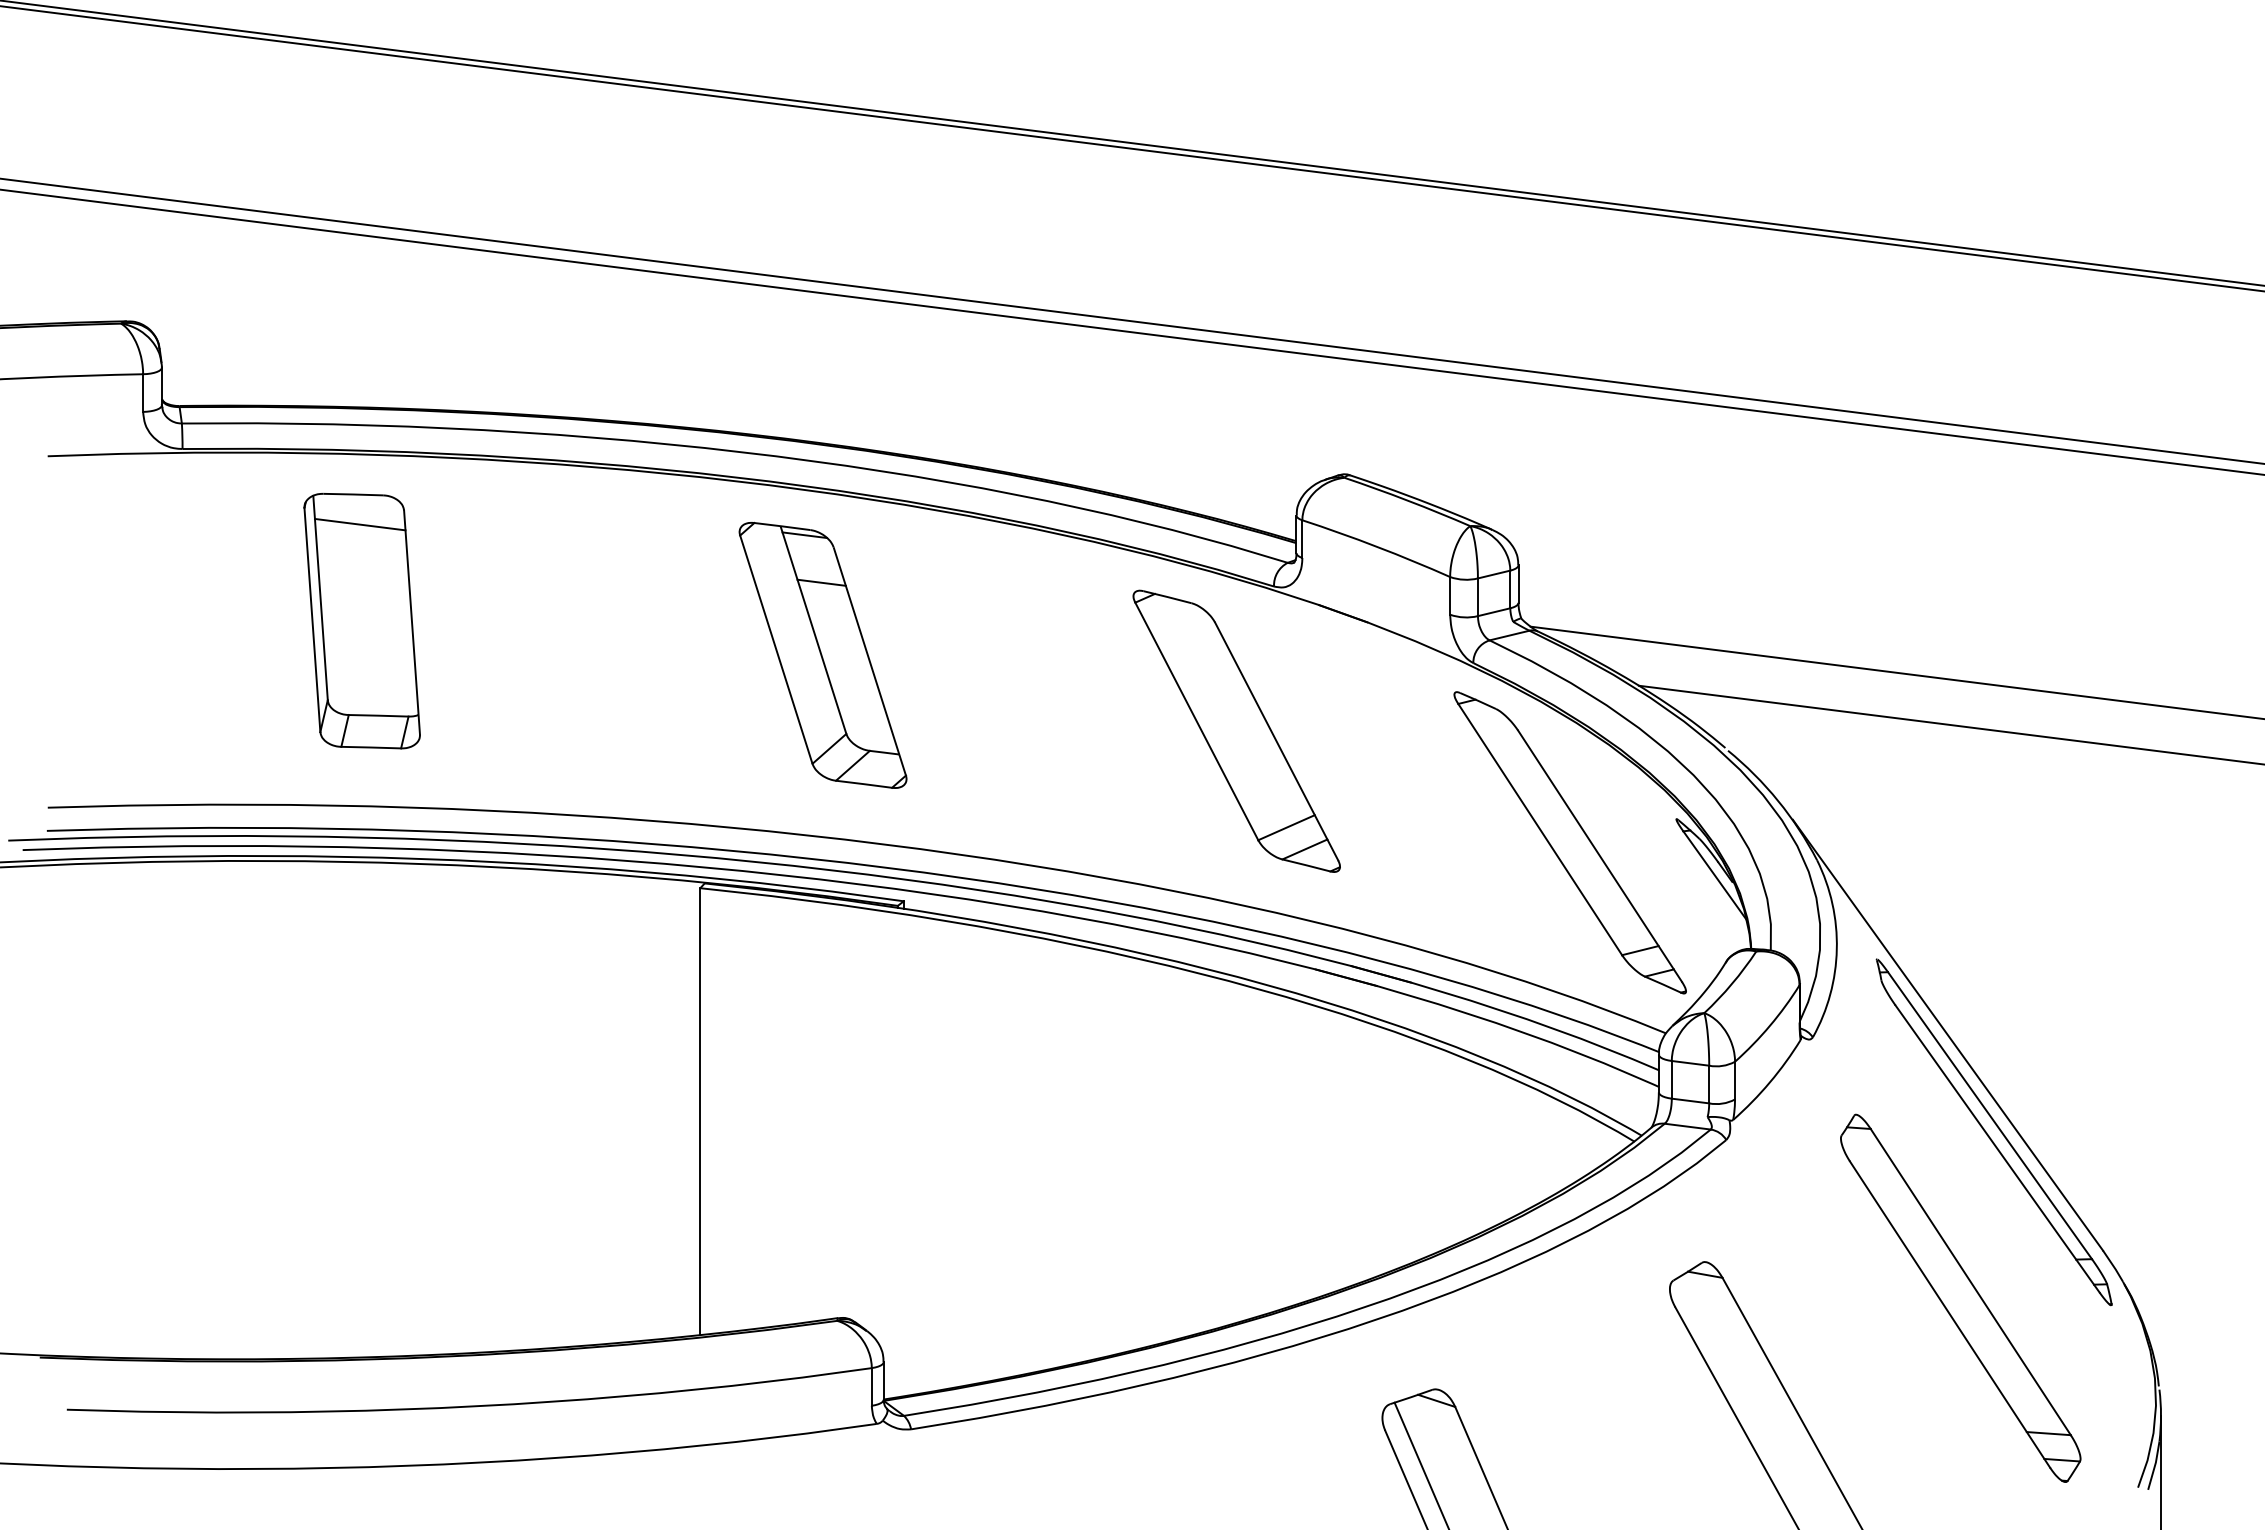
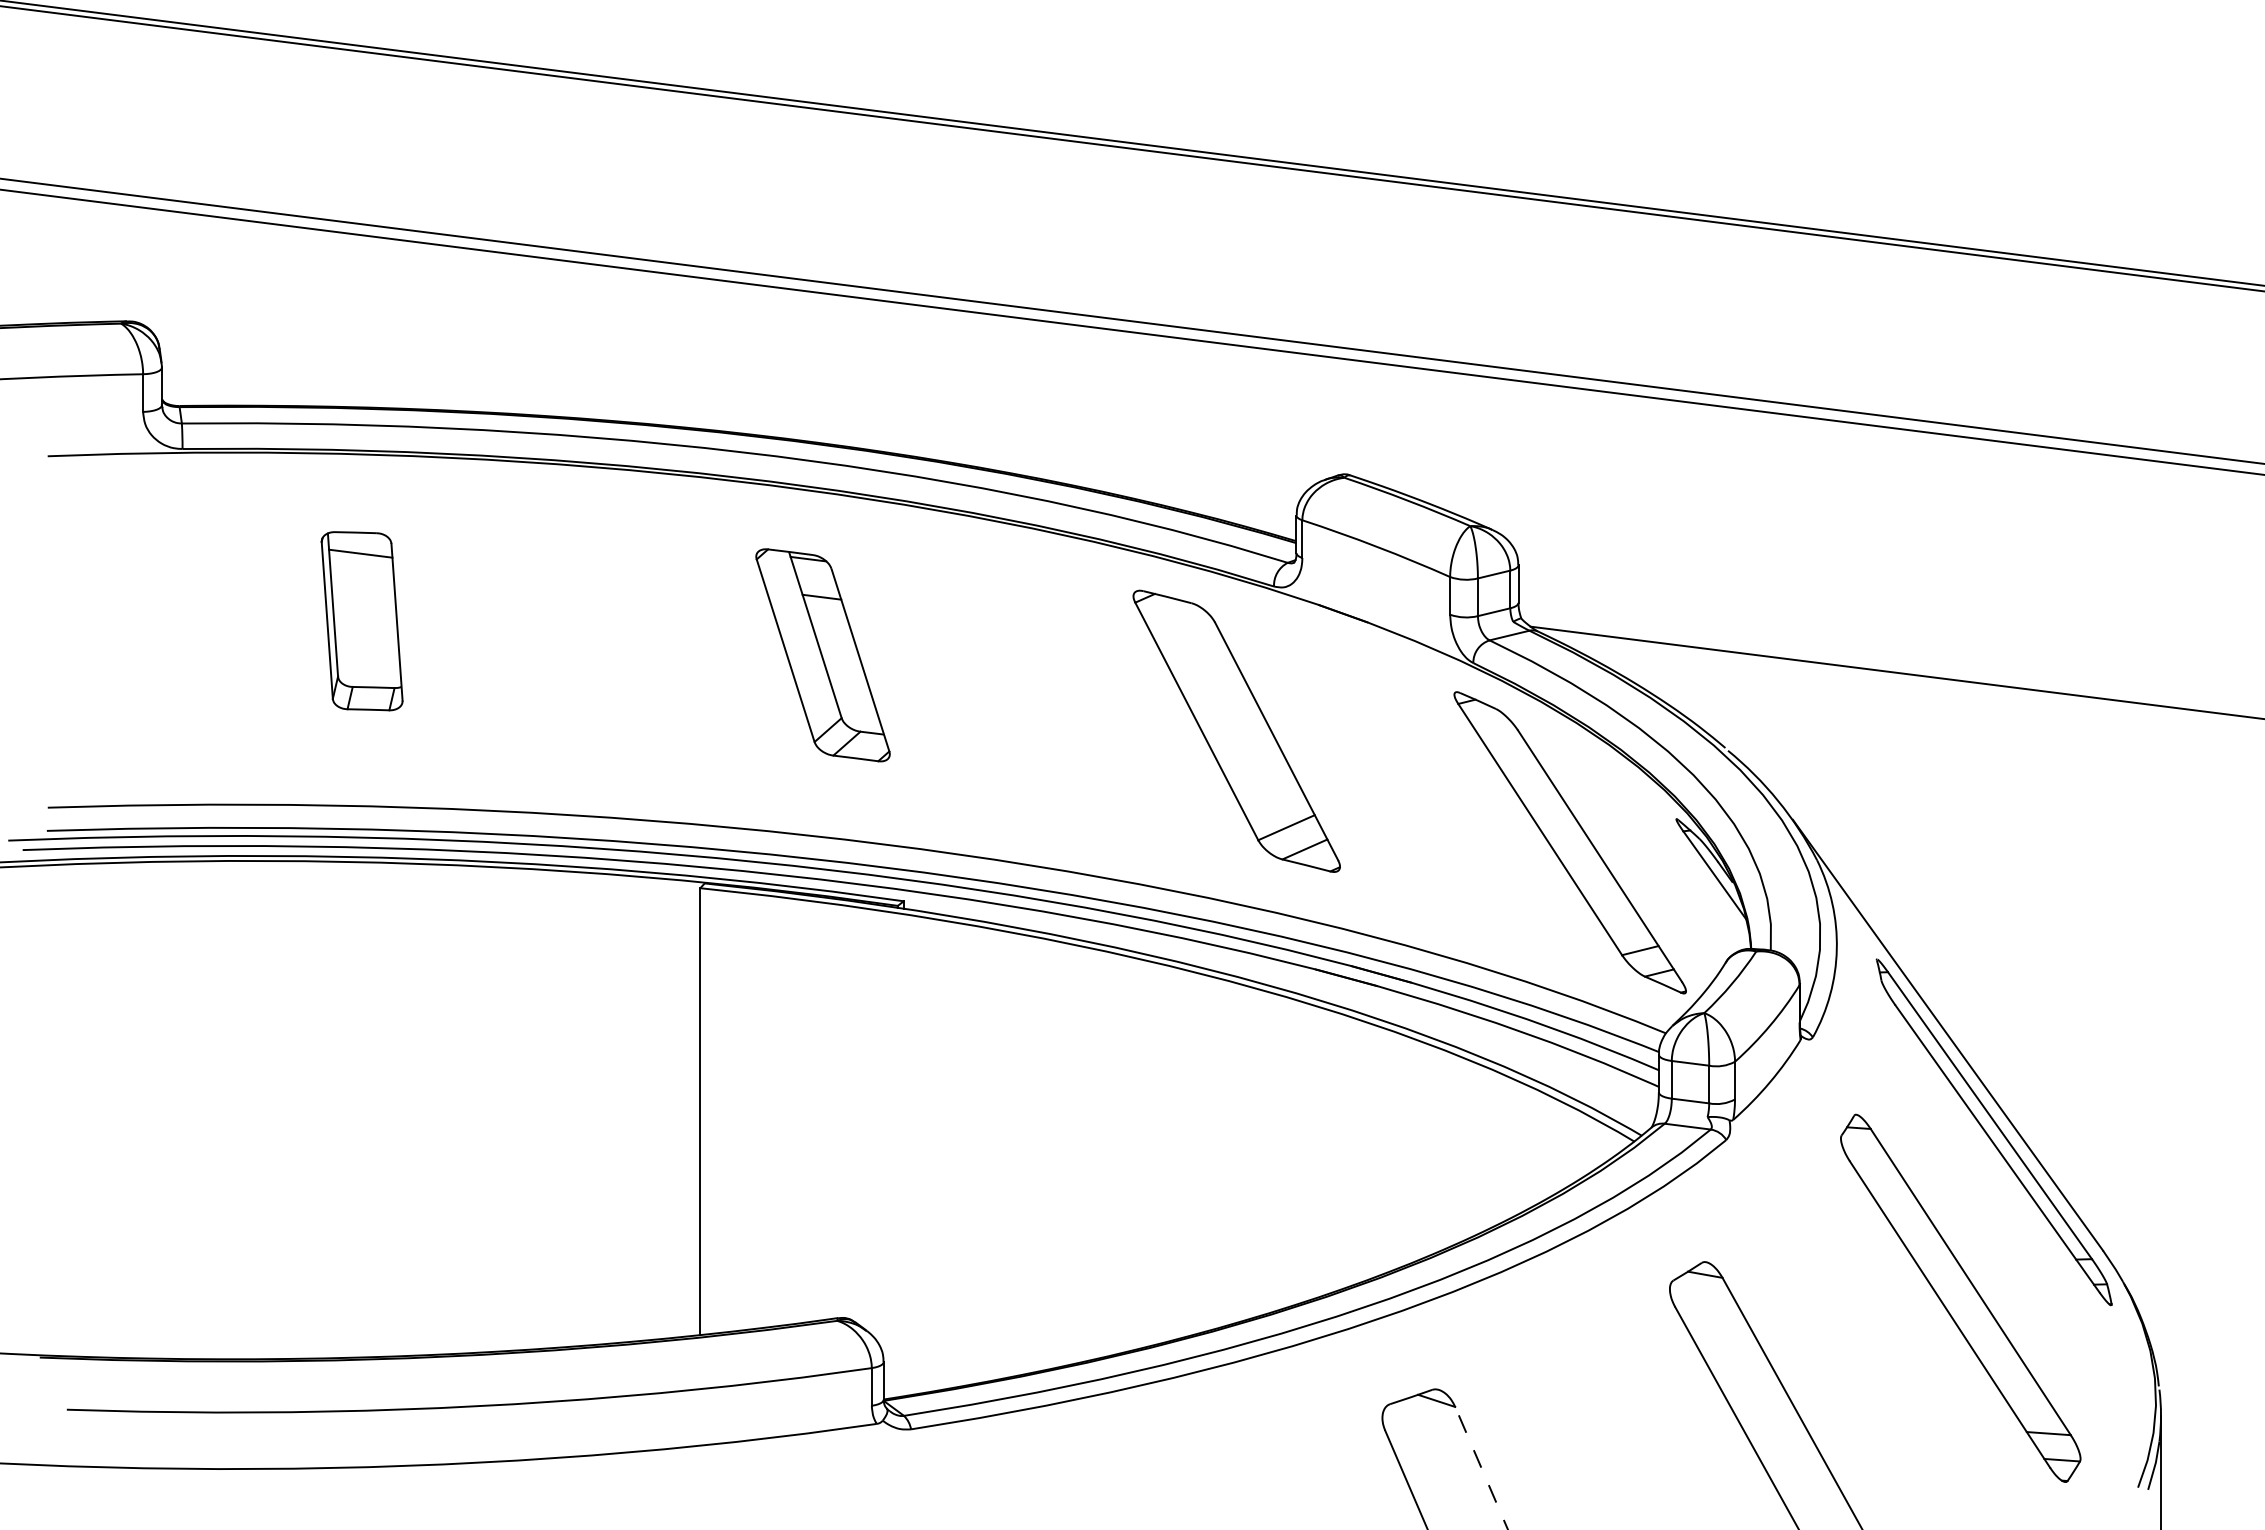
part size: 118x257 px -> 84x181 px (361, 621)
part size: 170x268 px -> 136x215 px (822, 655)
line: present -> none (1949, 724)
line: present -> none (1420, 1464)
line: solid -> dashed (1481, 1467)
